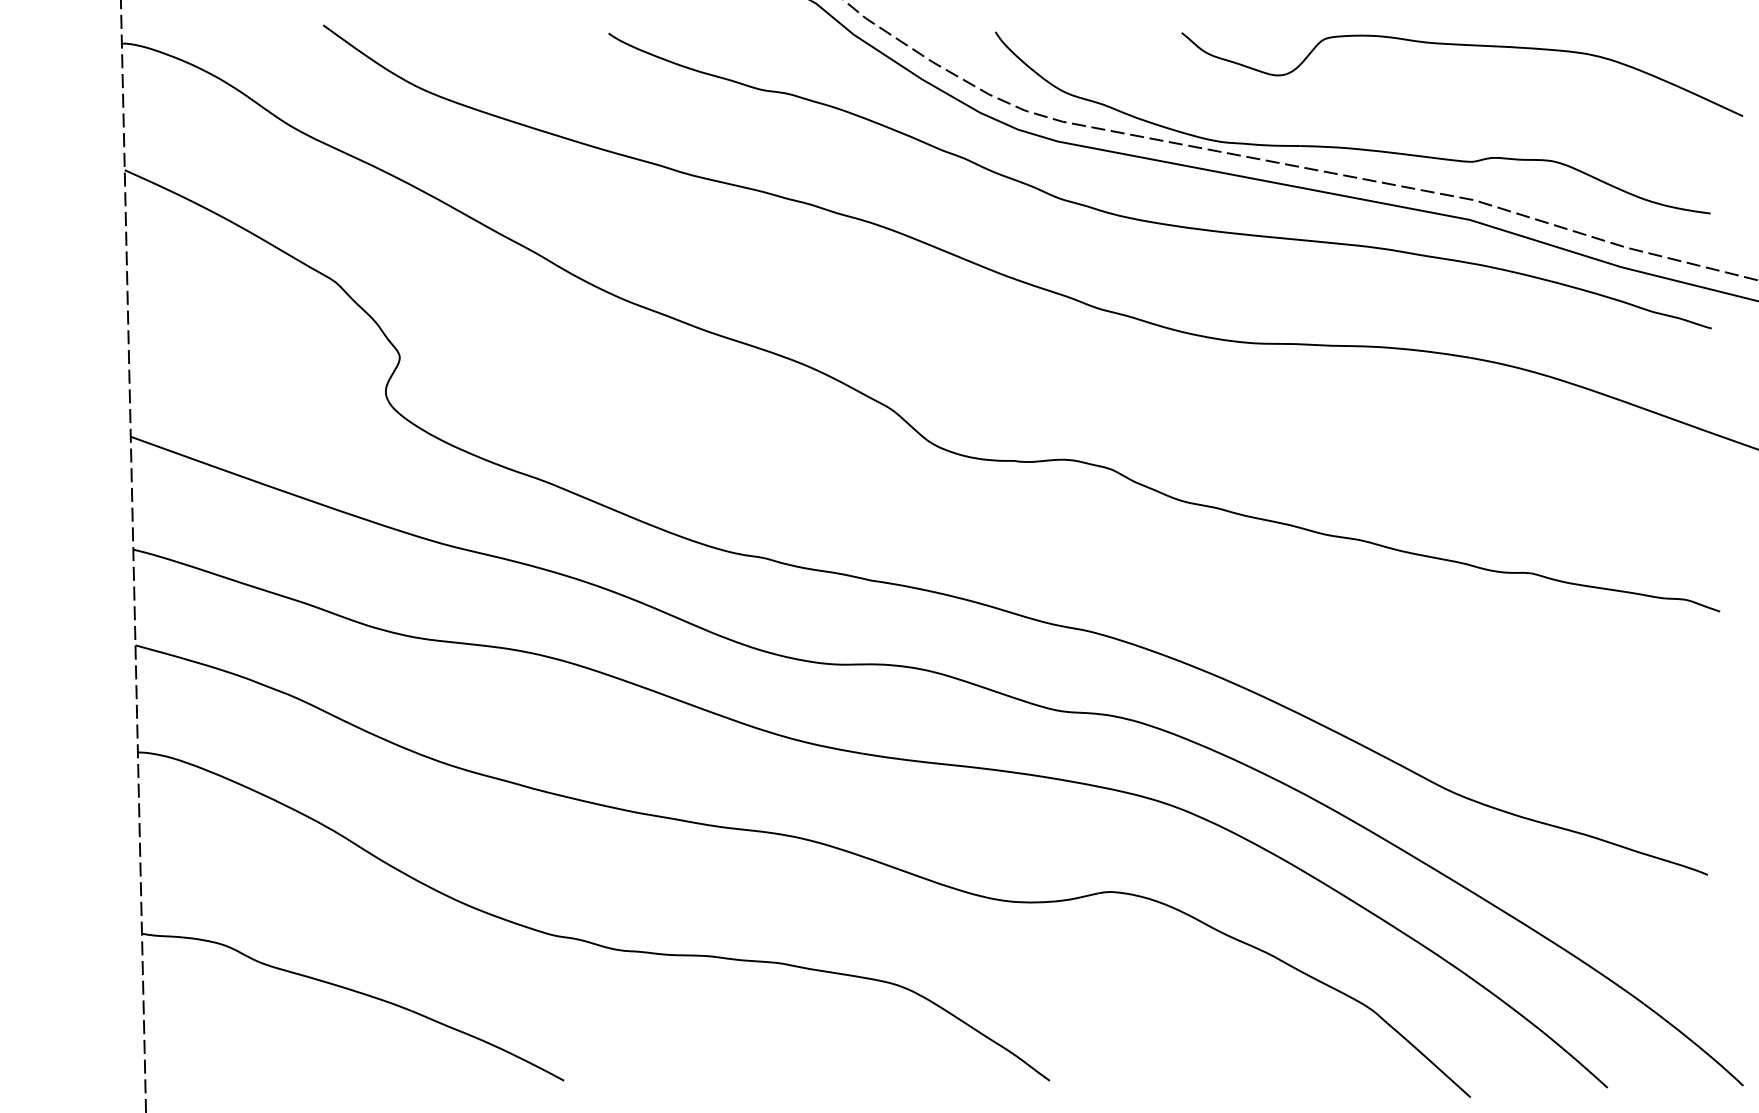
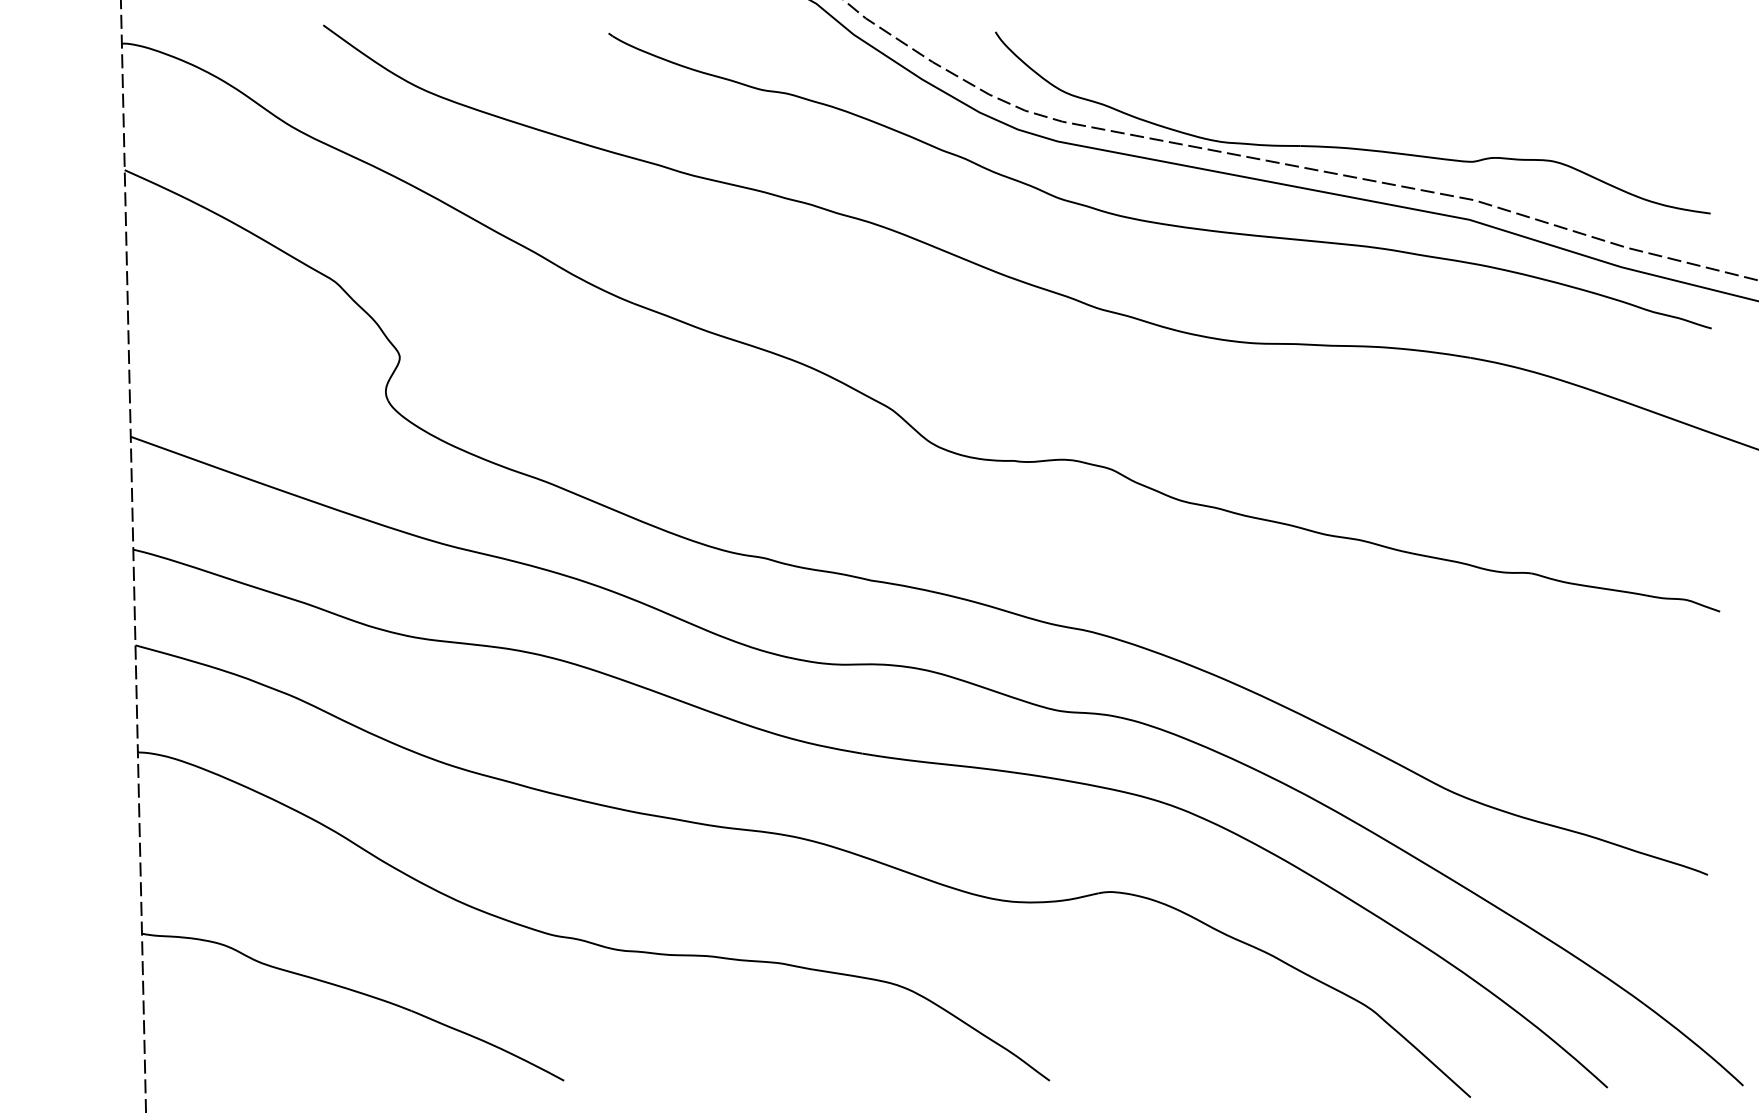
part: present -> none (1462, 45)
